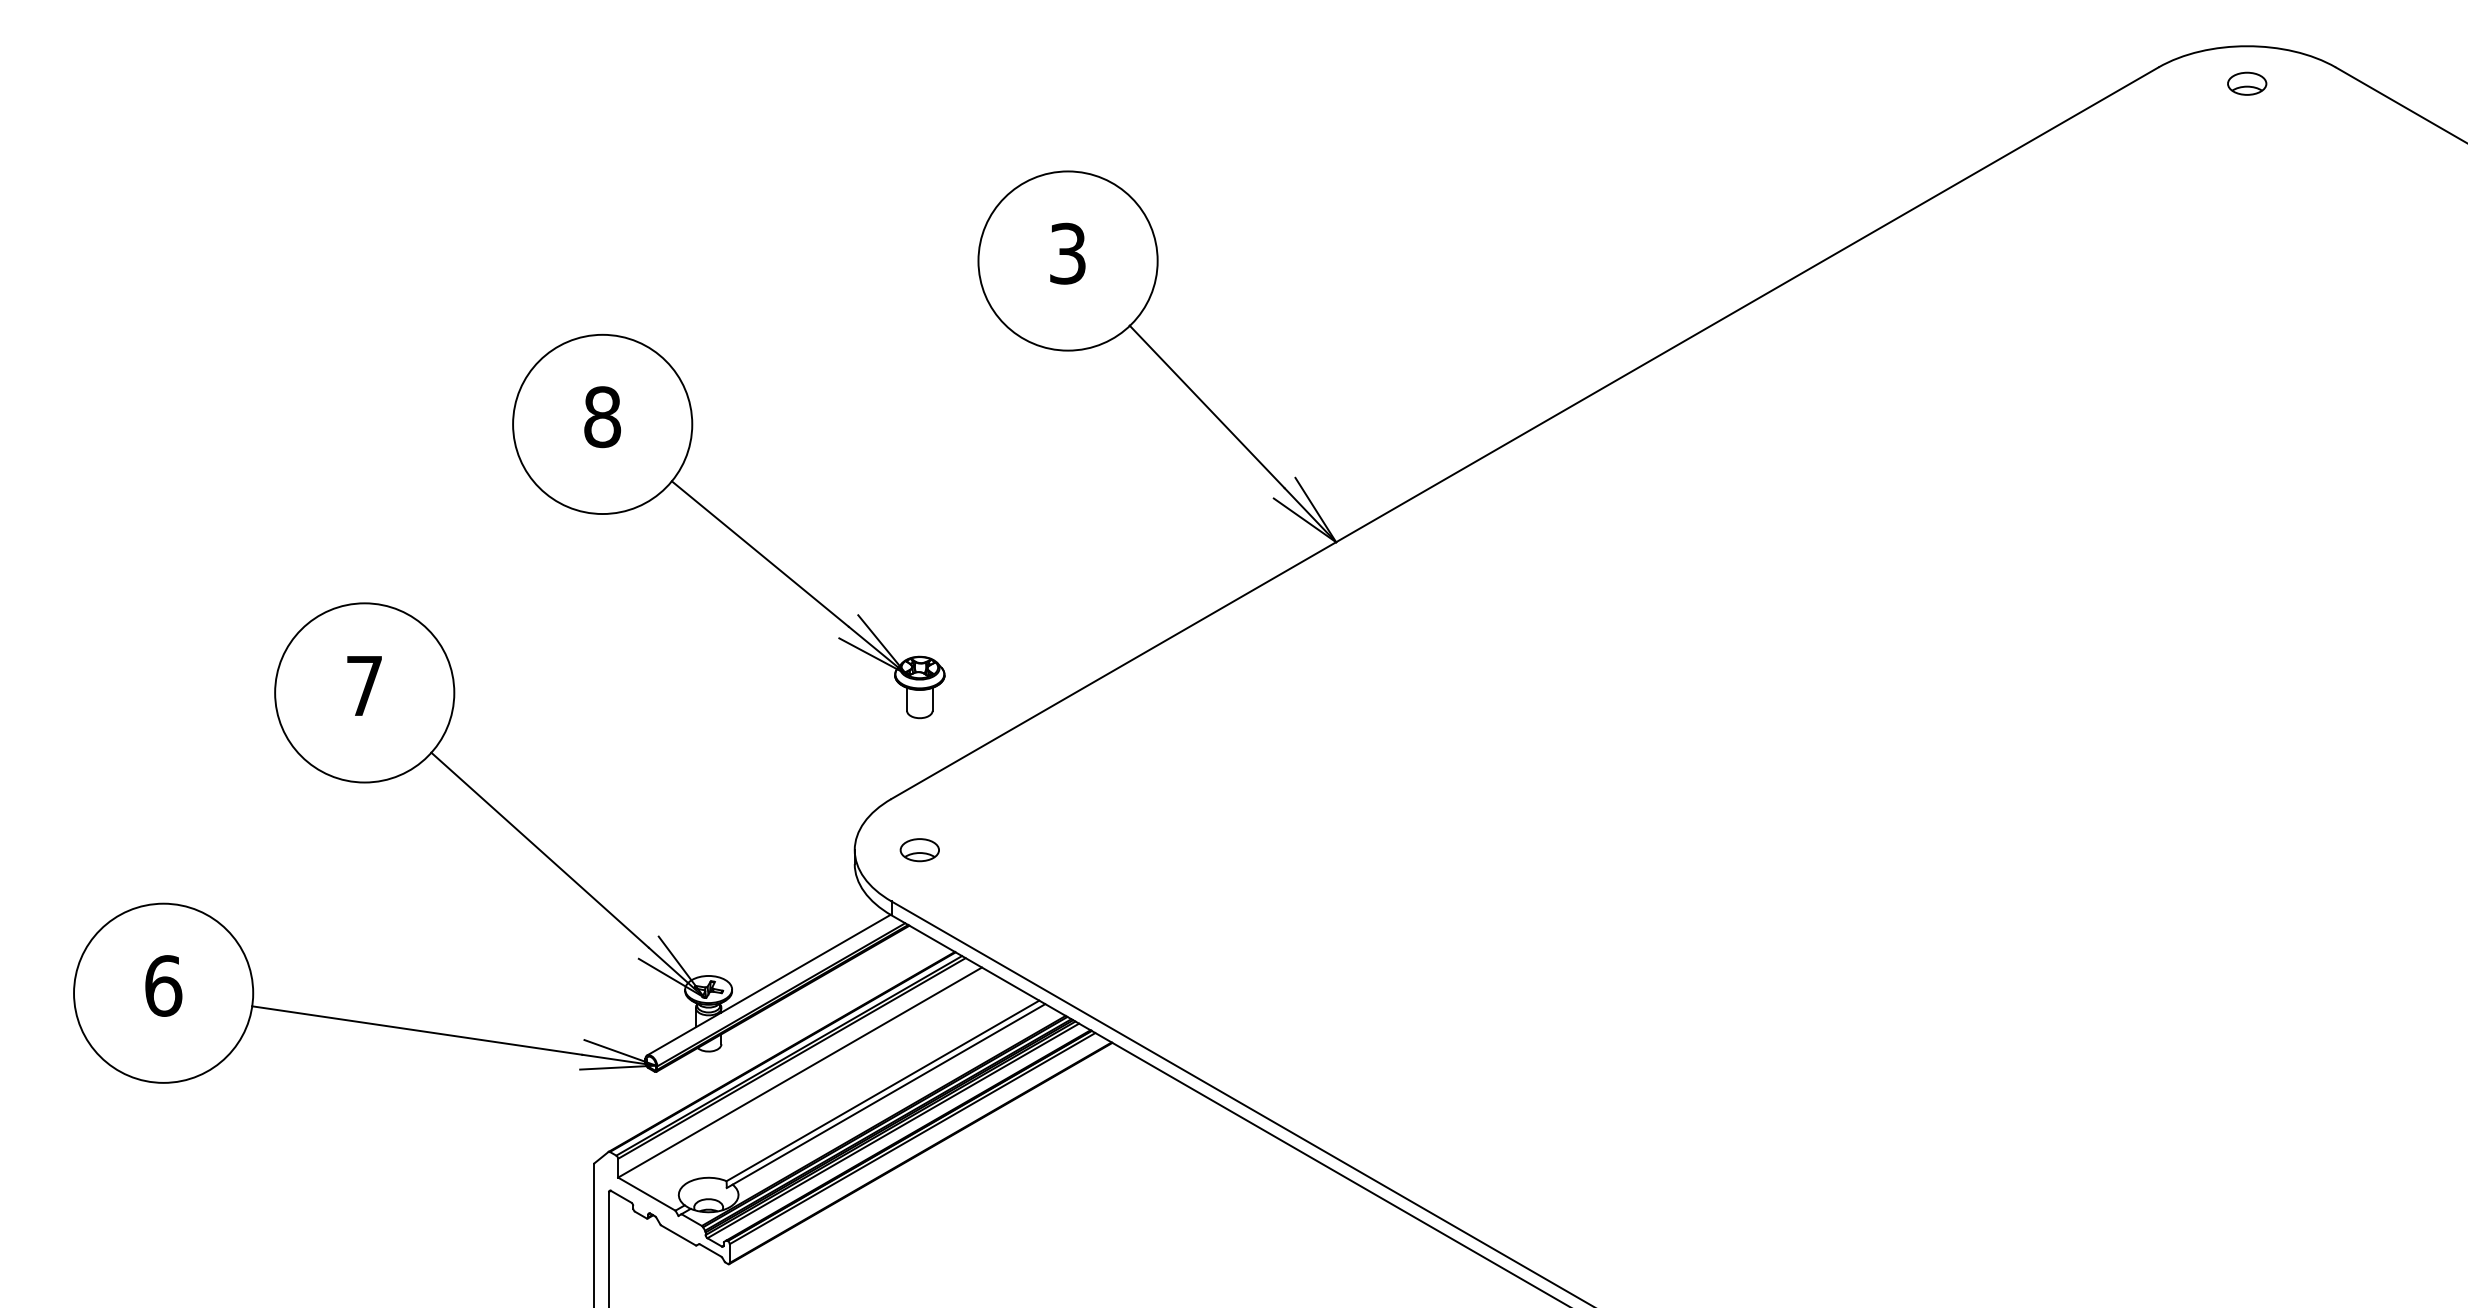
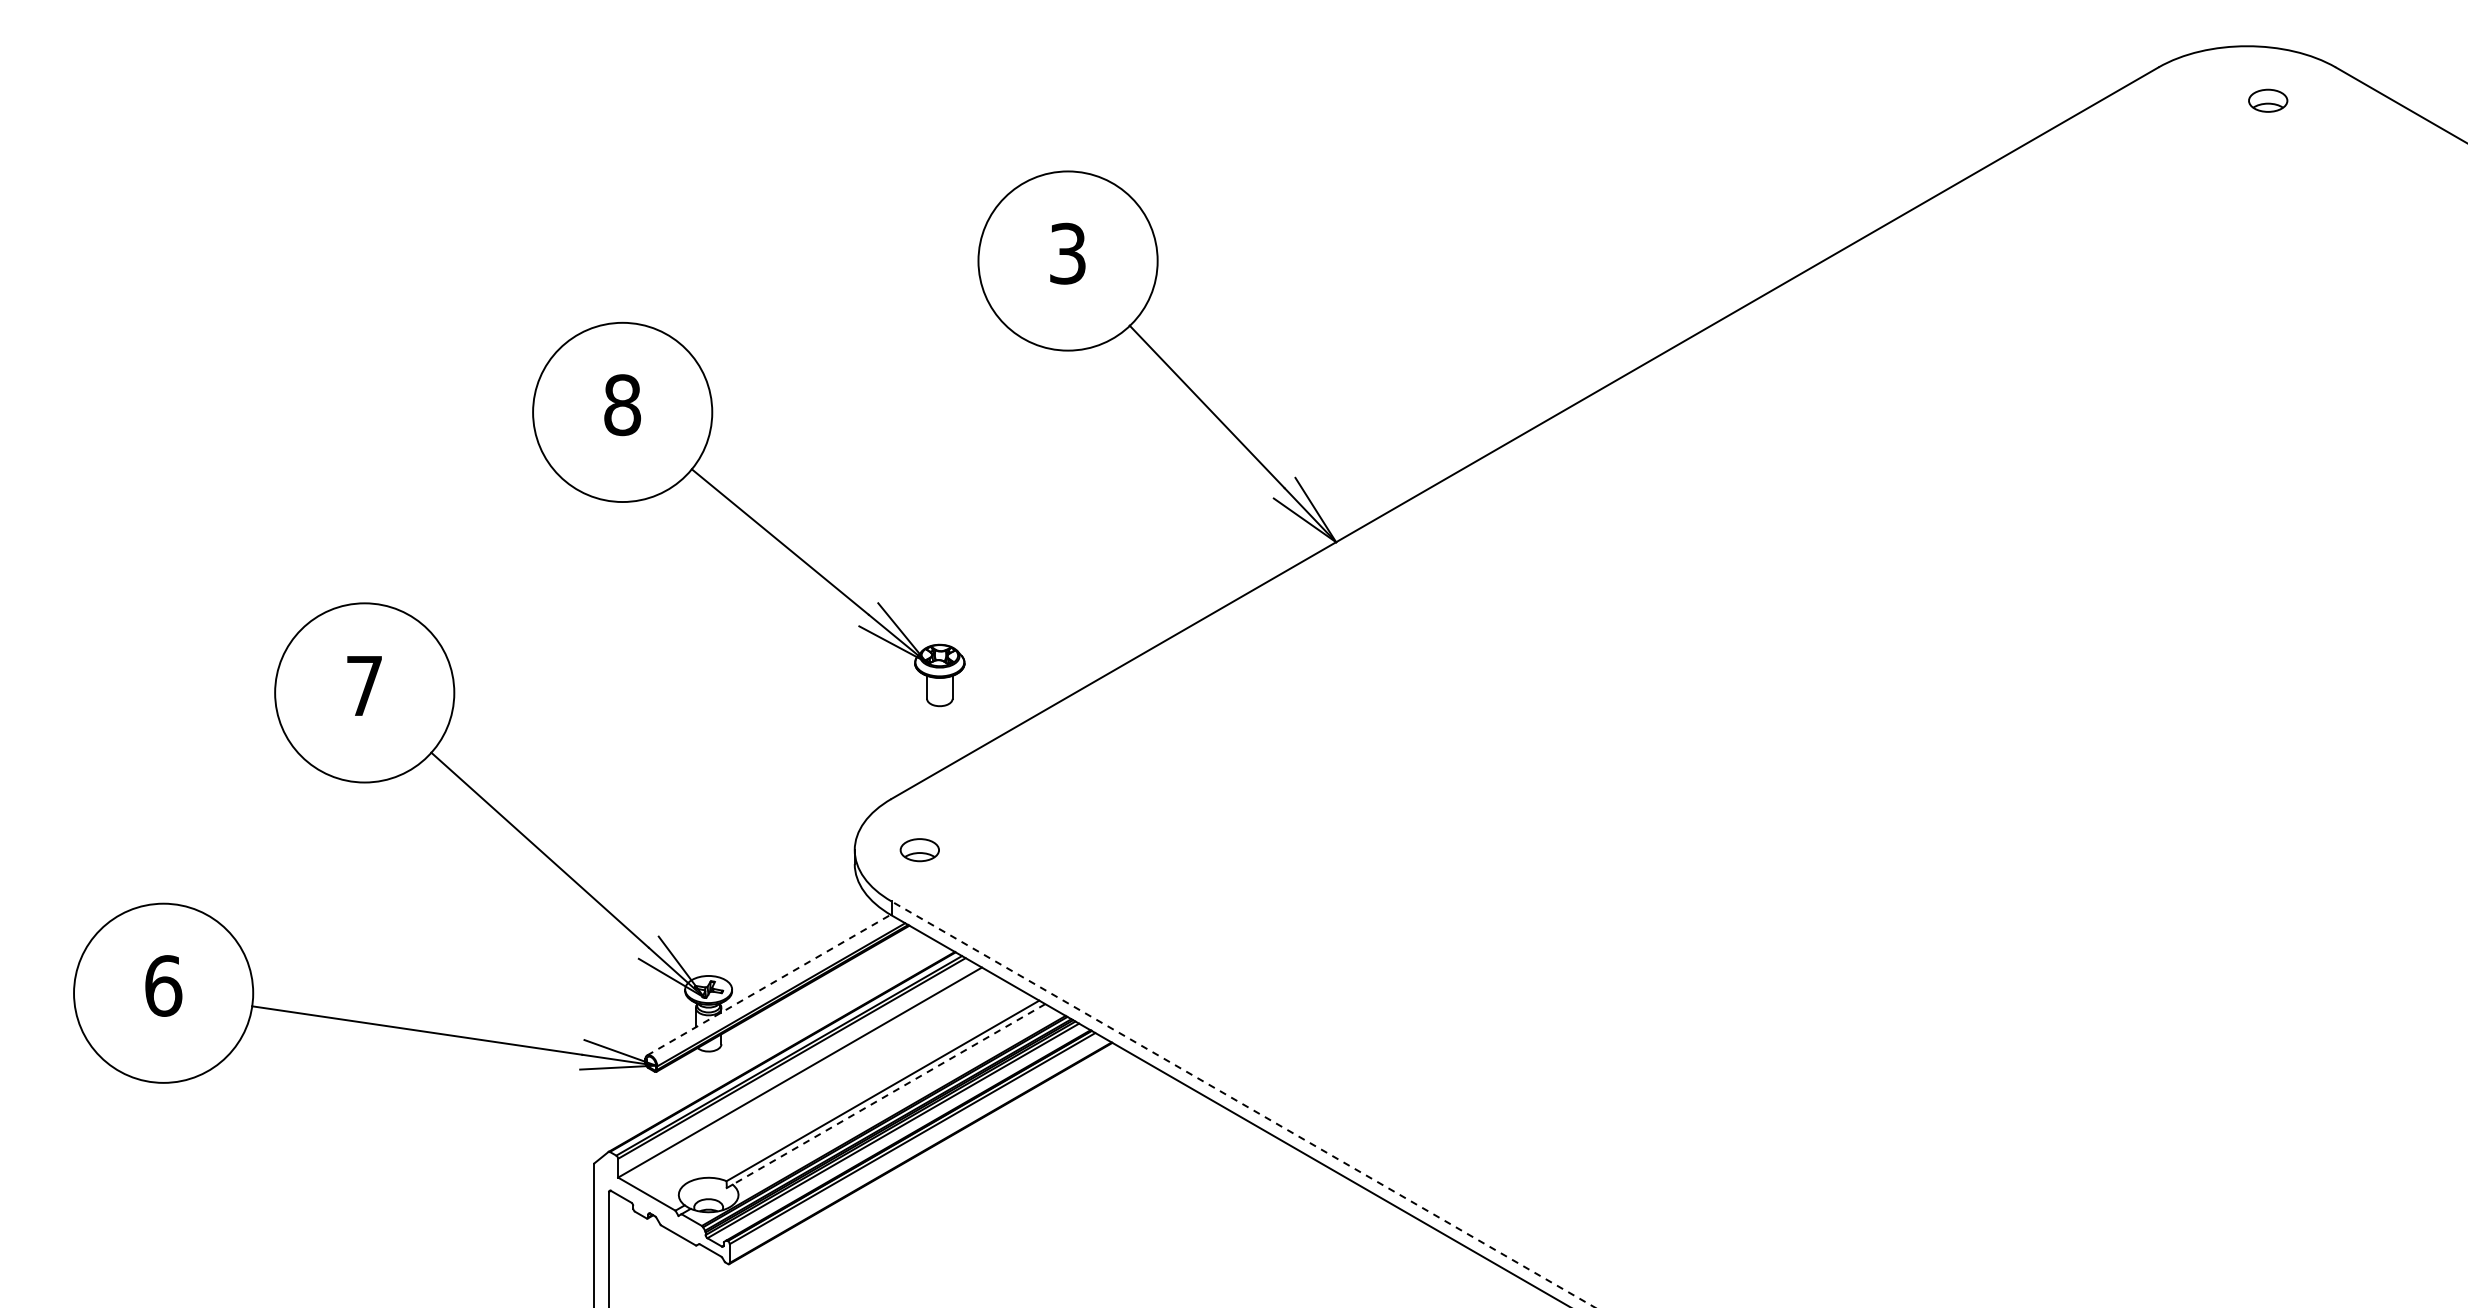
part position: (2247, 83) -> (2268, 100) (2268, 100)
part position: (728, 526) -> (748, 514) (748, 514)
line: solid -> dashed (768, 985)
line: solid -> dashed (888, 1094)
line: solid -> dashed (1242, 1104)
